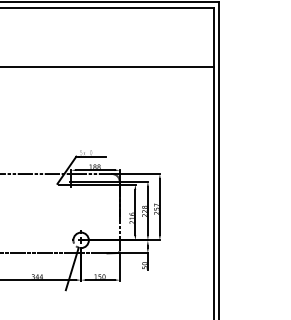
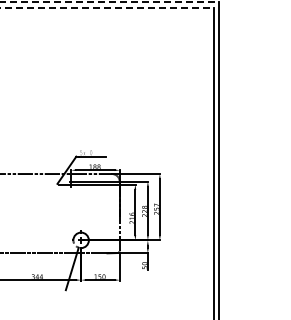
line: solid -> dashed (110, 1)
line: solid -> dashed (107, 7)
line: present -> none (107, 67)
